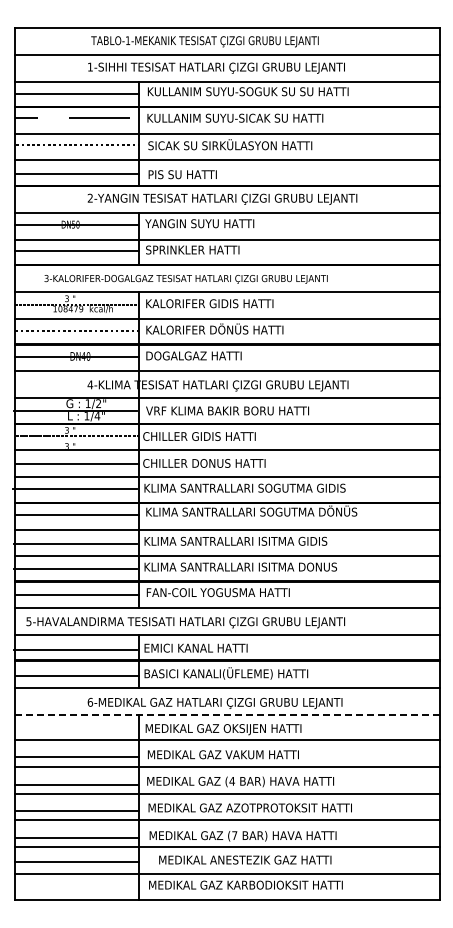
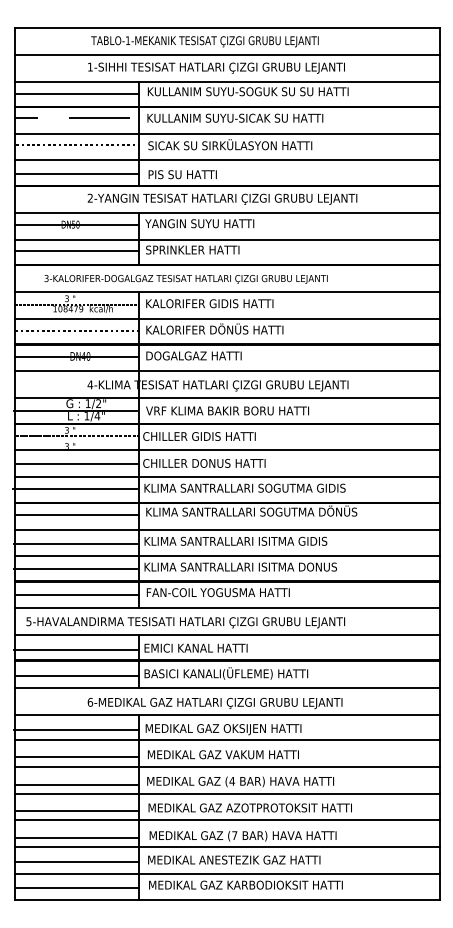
line: dashed -> solid (226, 714)
line: none -> present (75, 730)
text position: (245, 859) -> (234, 859) (234, 859)
line: none -> present (77, 887)
